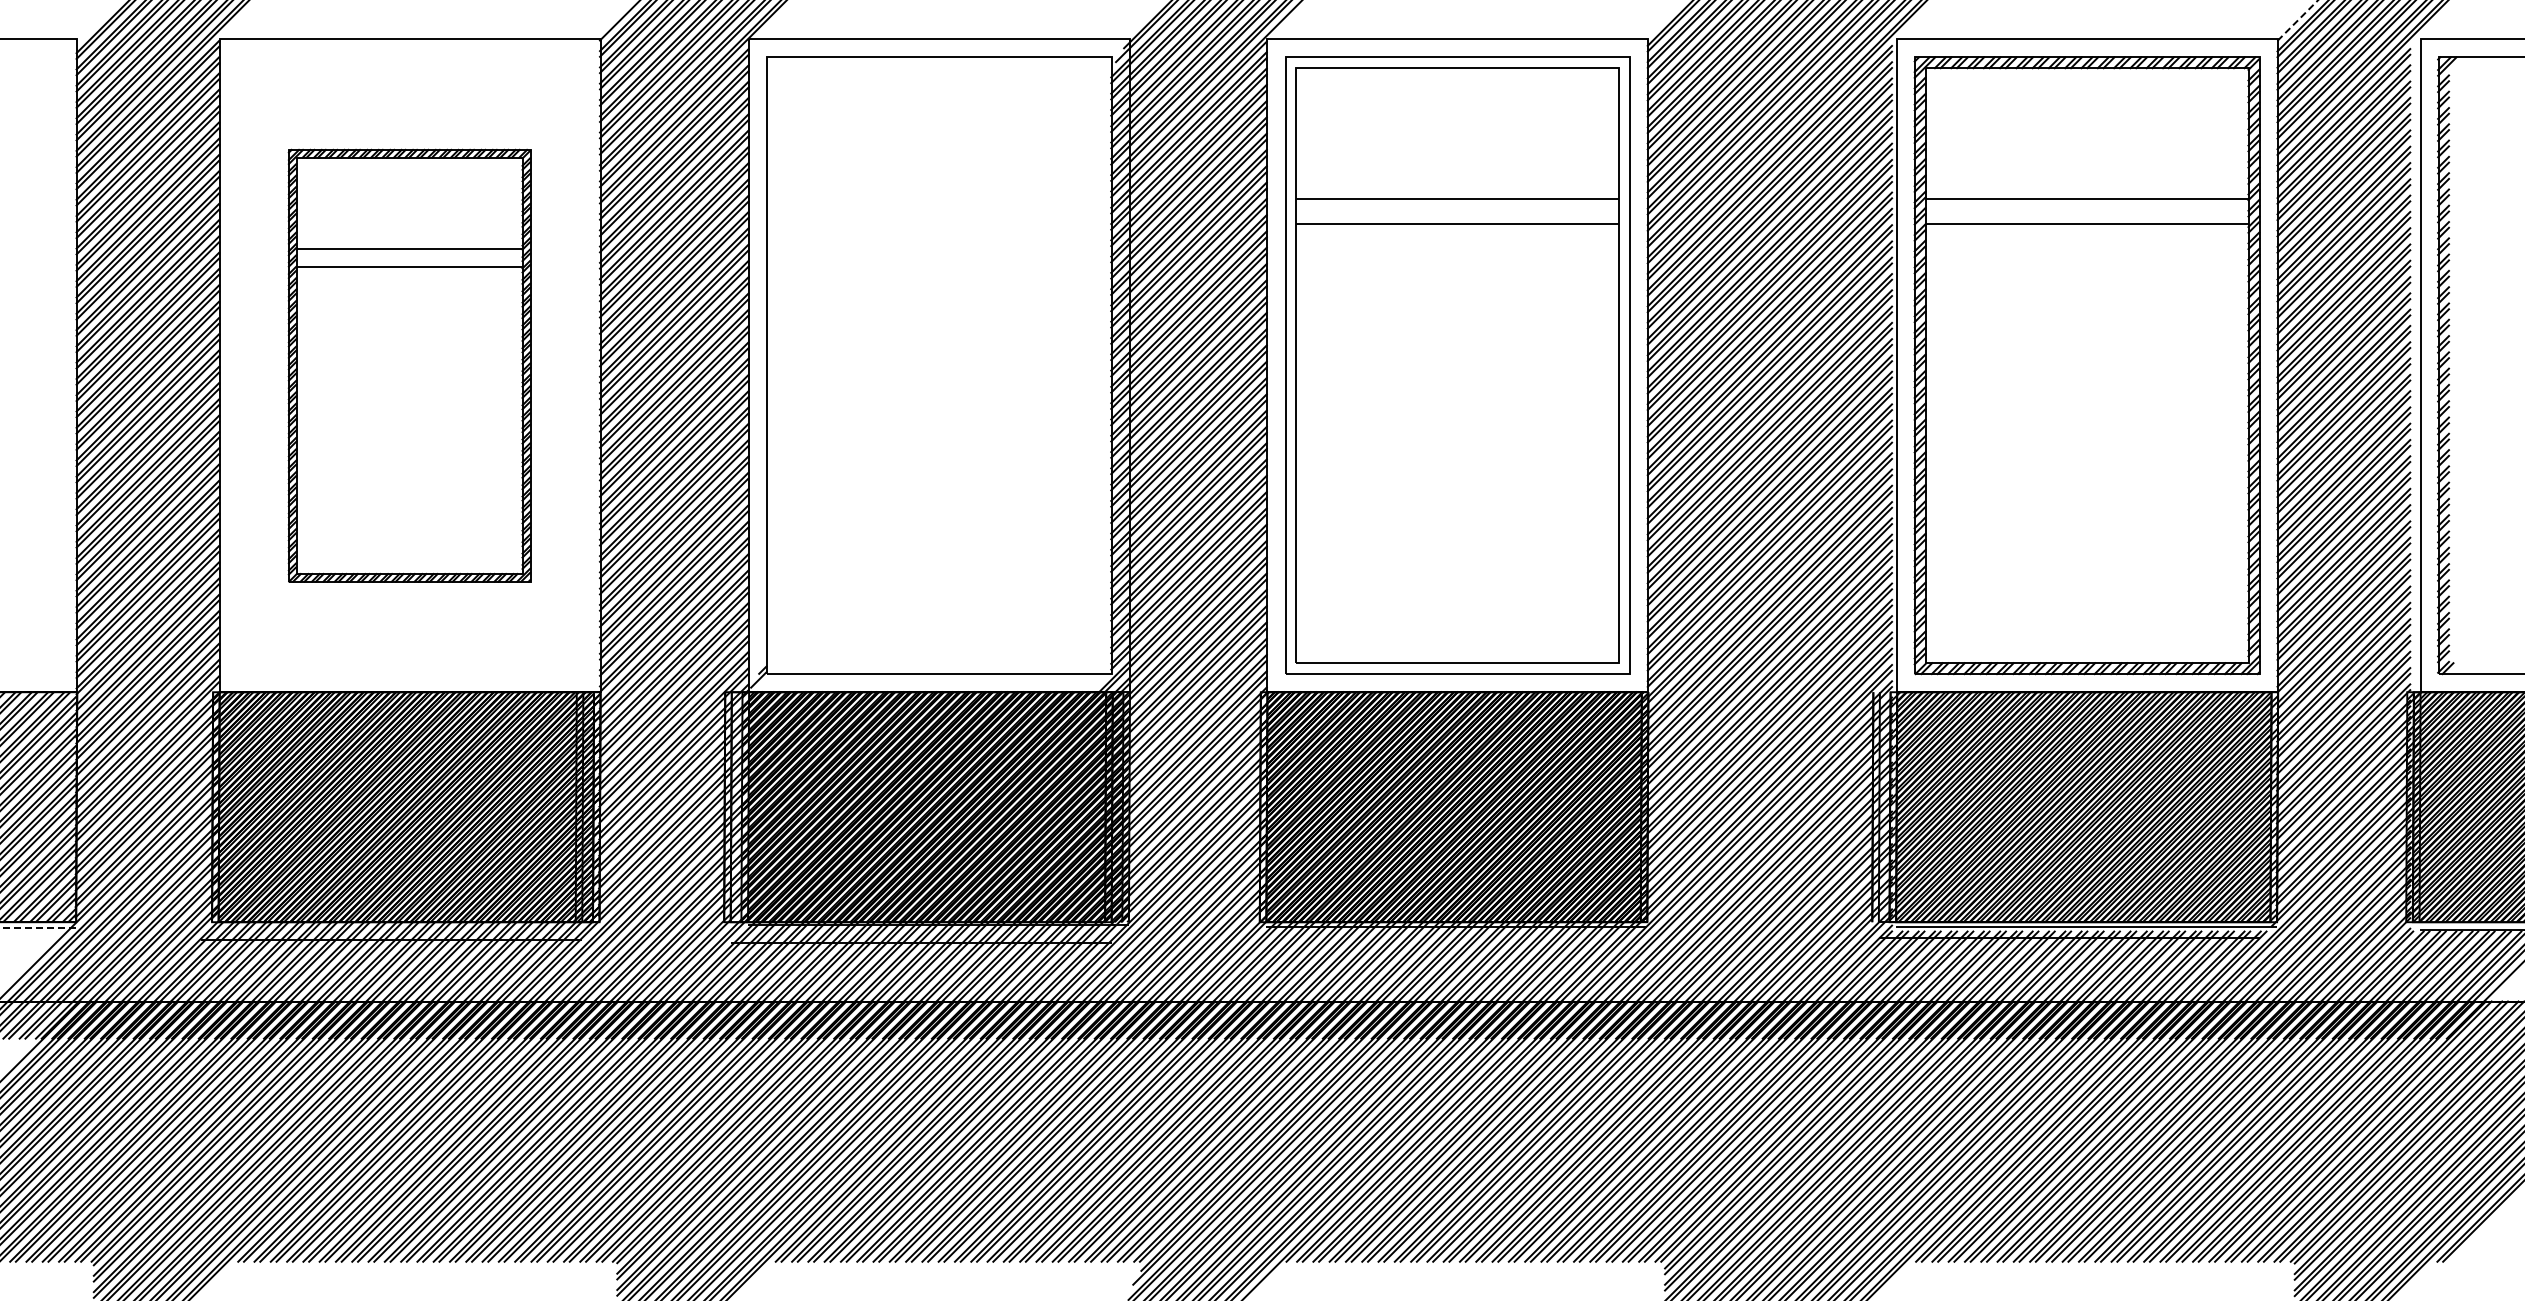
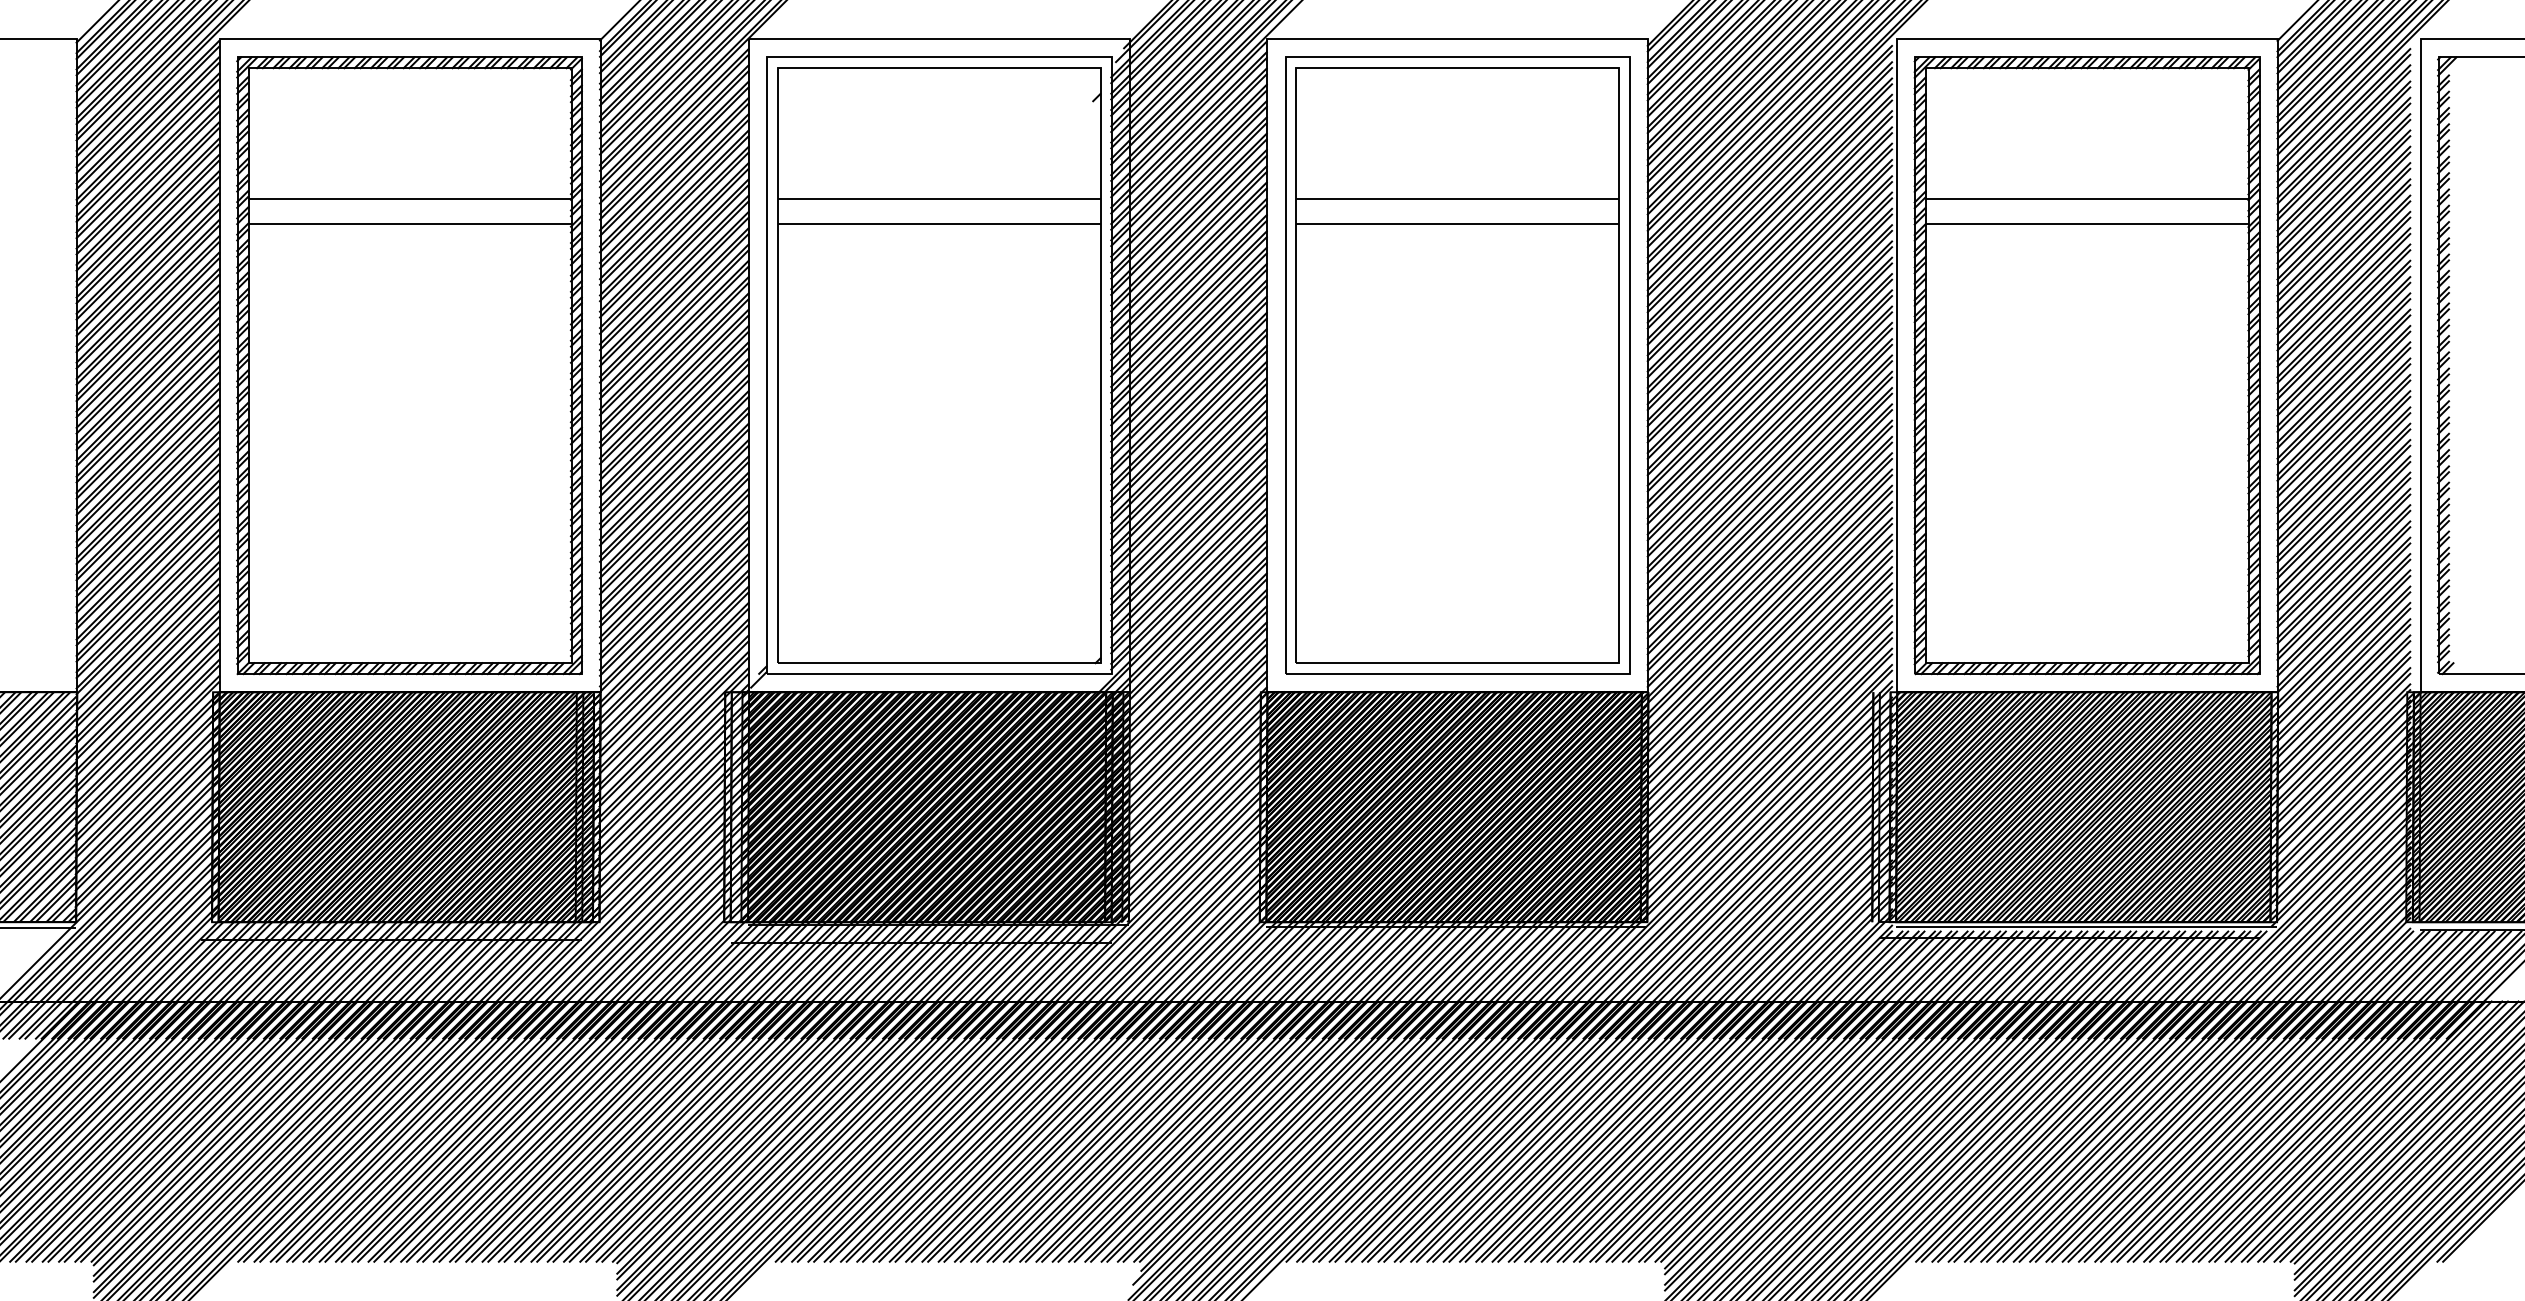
line: dashed -> solid (2297, 20)
line: none -> present (96, 22)
part size: 245x435 px -> 347x620 px (409, 365)
part: none -> present (939, 365)
line: dashed -> solid (38, 927)
